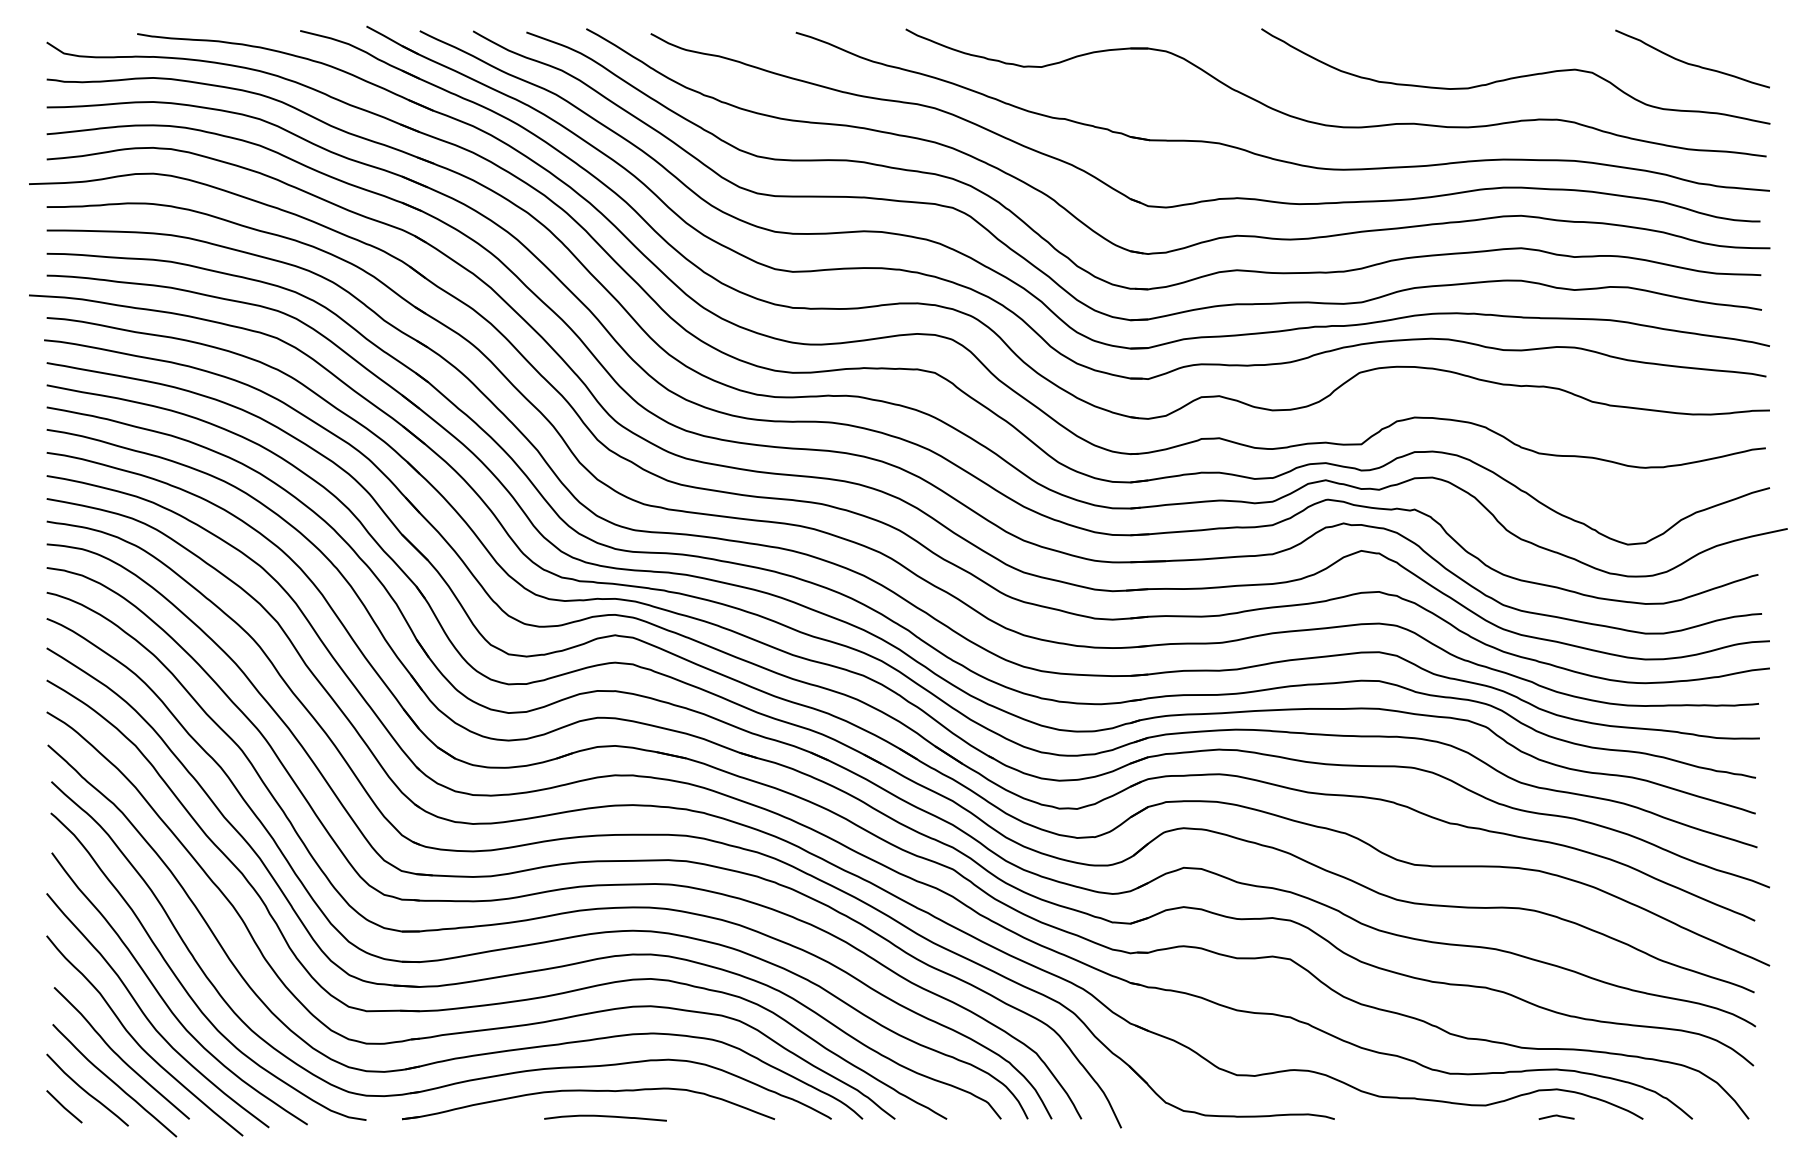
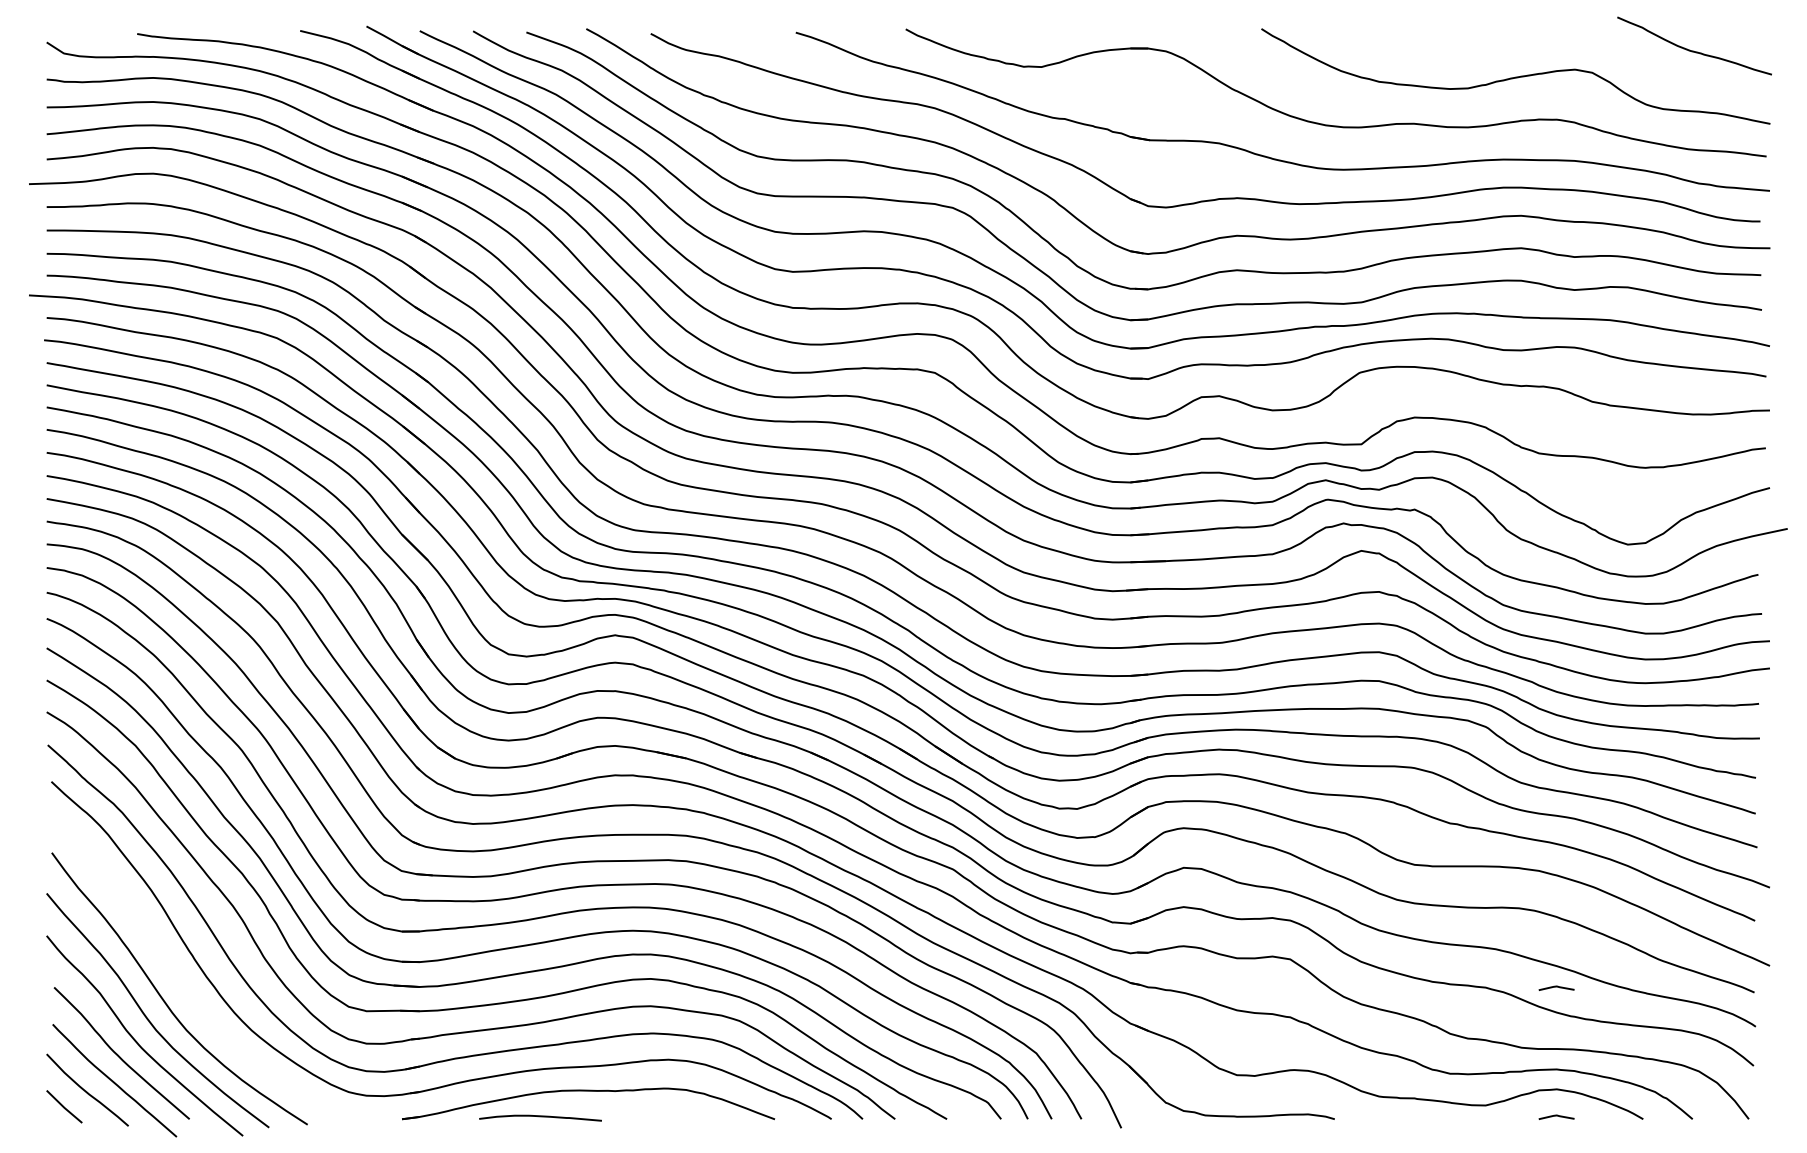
curve position: (1691, 63) -> (1693, 50) (1693, 50)
curve: present -> none (184, 986)
line: none -> present (1556, 987)
curve position: (605, 1117) -> (540, 1117) (540, 1117)
